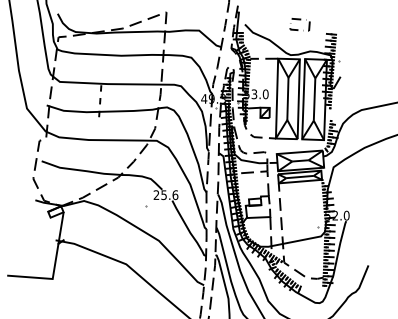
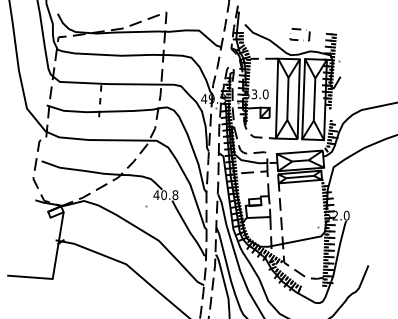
part position: (299, 24) -> (299, 34) (299, 34)
text: 25.6 -> 40.8 (165, 194)
